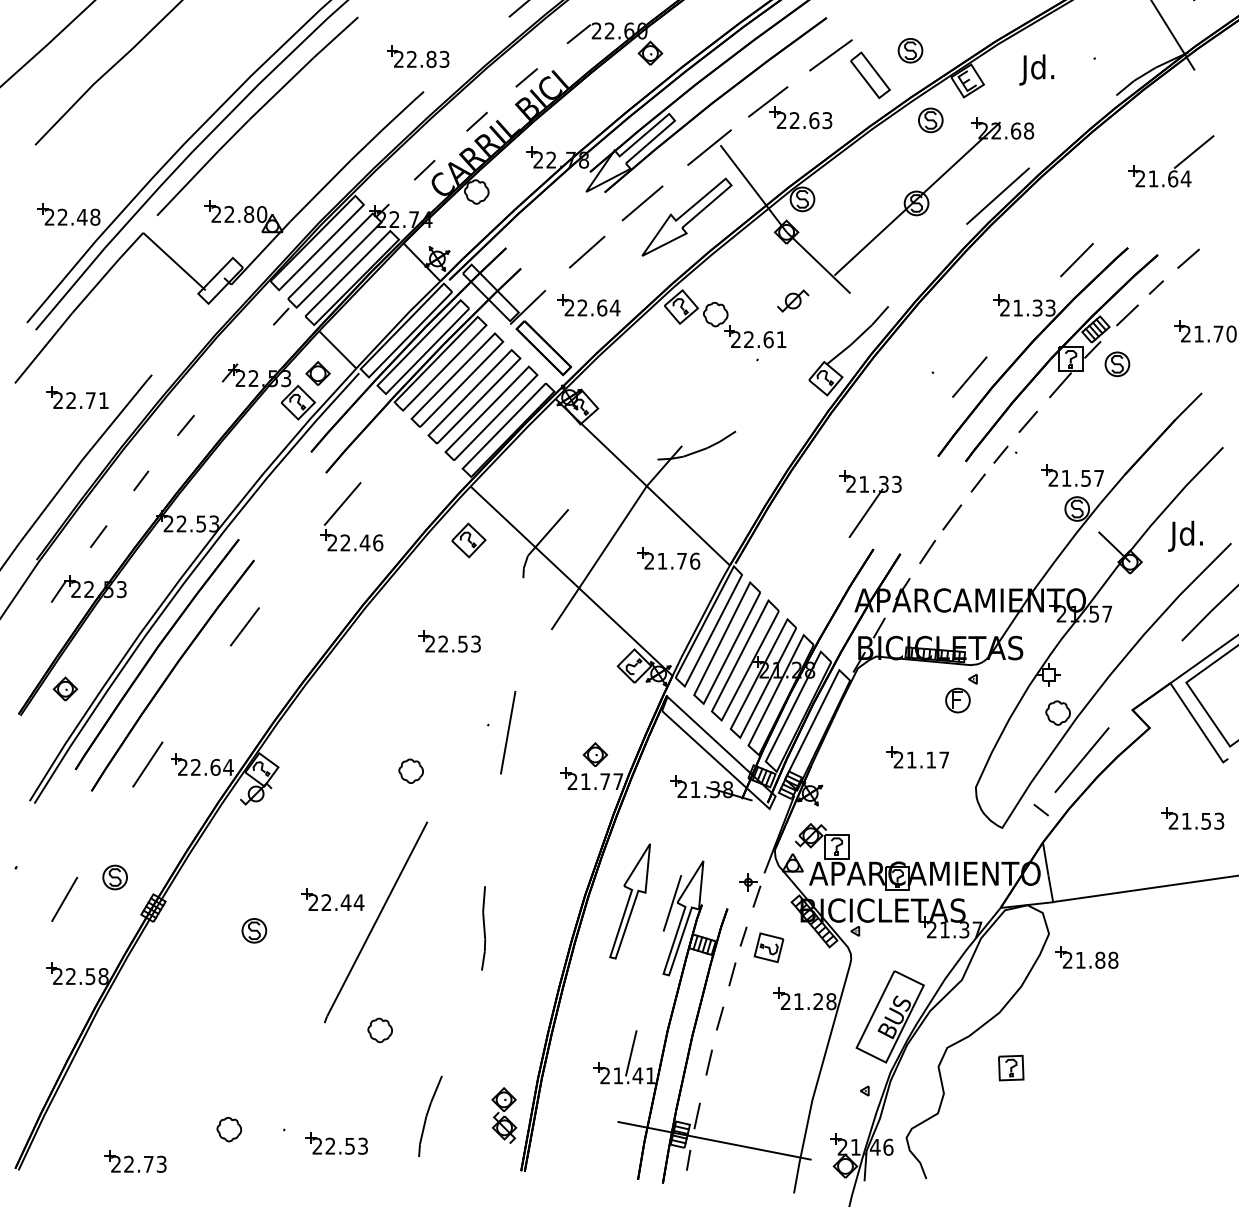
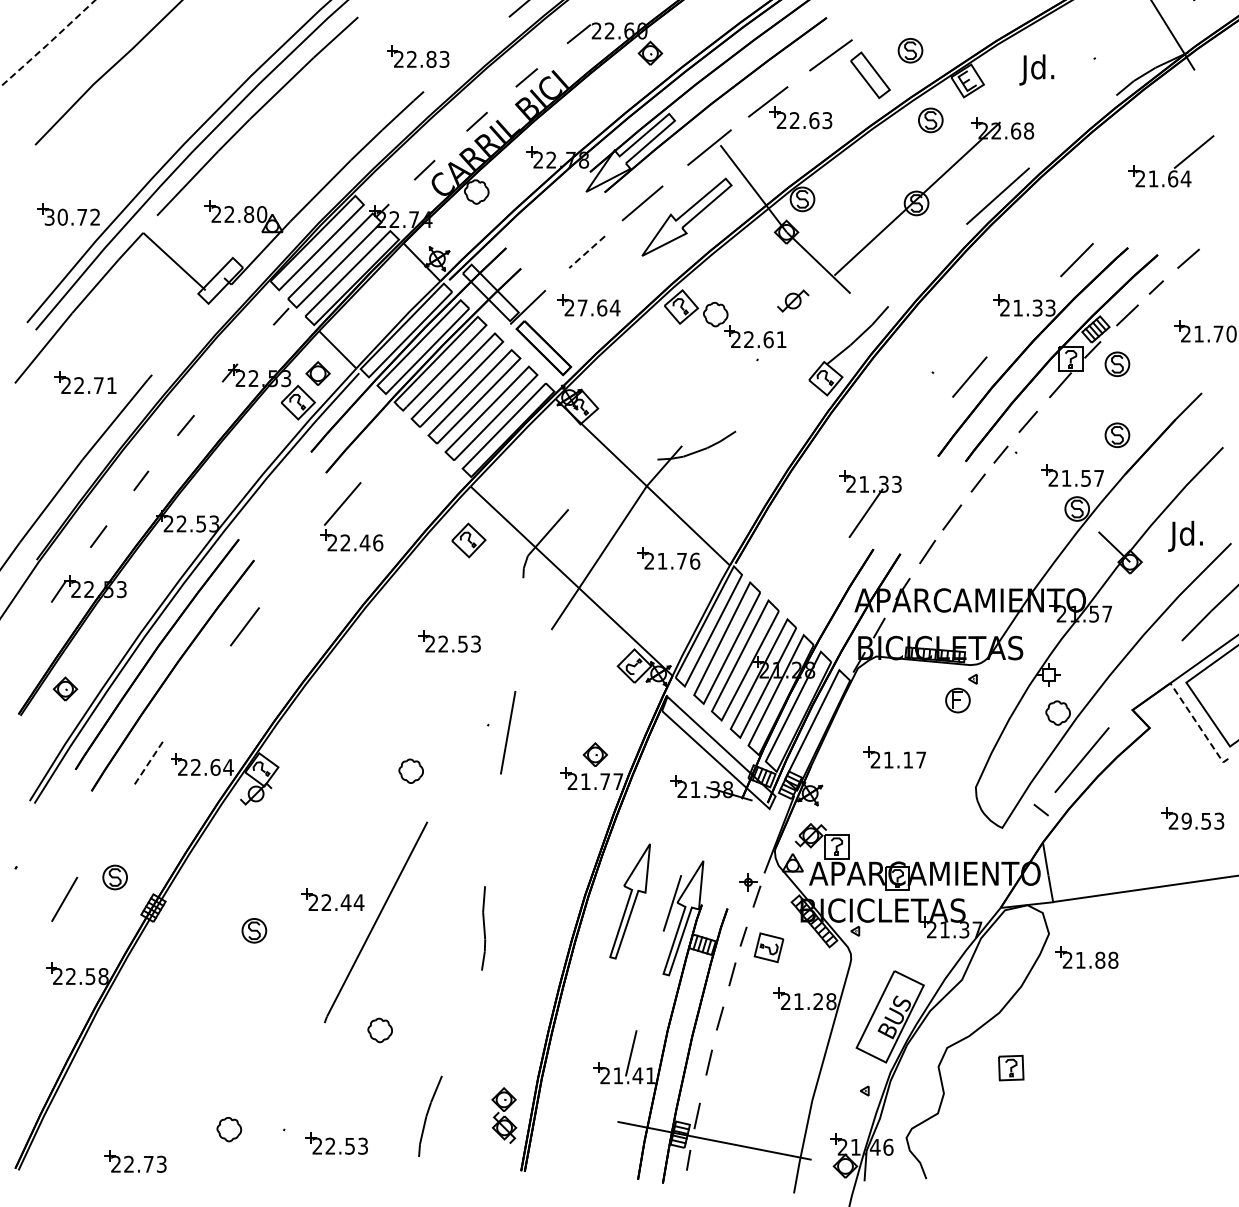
line: solid -> dashed (48, 44)
text: 22.48 -> 30.72 (72, 216)
line: solid -> dashed (587, 252)
text: 22.64 -> 27.64 (582, 307)
part position: (77, 397) -> (85, 382) (85, 382)
part: none -> present (1117, 435)
line: solid -> dashed (1199, 726)
part position: (917, 757) -> (894, 757) (894, 757)
line: solid -> dashed (147, 765)
text: 21.53 -> 29.53 (1186, 820)
